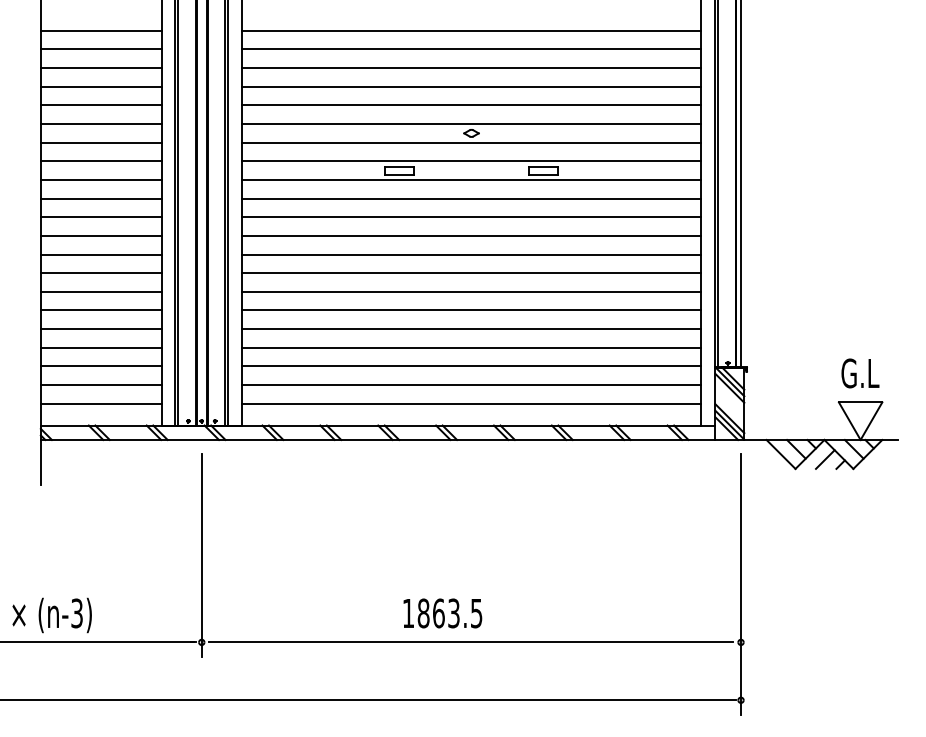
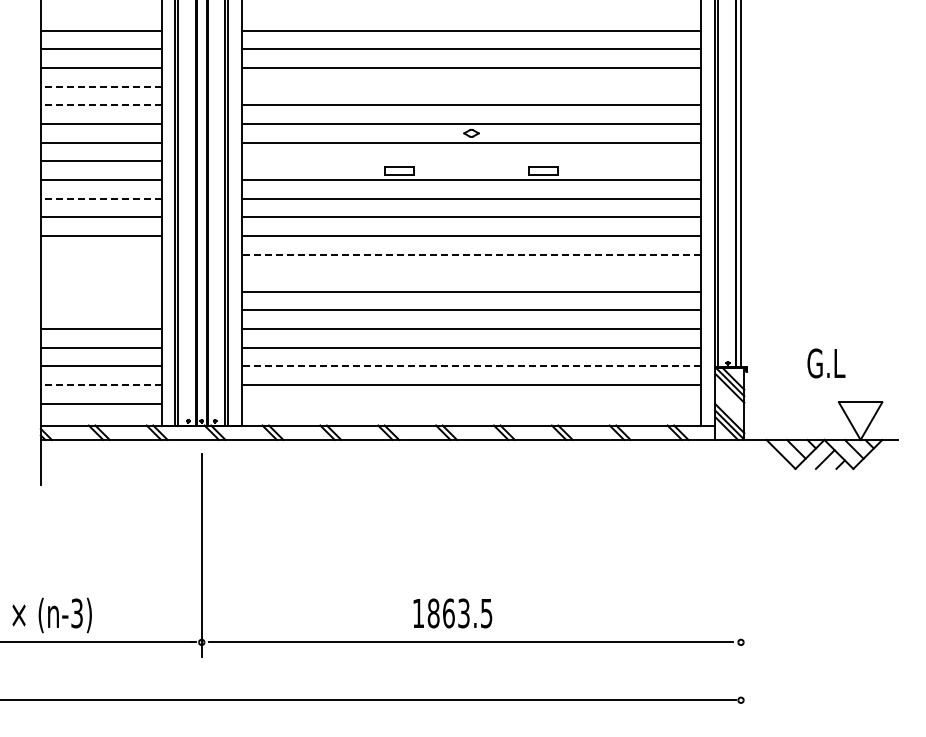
line: solid -> dashed (100, 86)
line: present -> none (471, 86)
line: solid -> dashed (100, 105)
line: present -> none (471, 161)
line: solid -> dashed (100, 198)
line: present -> none (100, 254)
line: solid -> dashed (471, 254)
line: present -> none (100, 273)
line: present -> none (471, 273)
line: present -> none (100, 291)
line: present -> none (100, 310)
line: solid -> dashed (471, 366)
text position: (860, 373) -> (826, 363) (826, 363)
line: solid -> dashed (100, 385)
line: present -> none (471, 403)
line: present -> none (741, 583)
text position: (442, 613) -> (452, 613) (452, 613)
